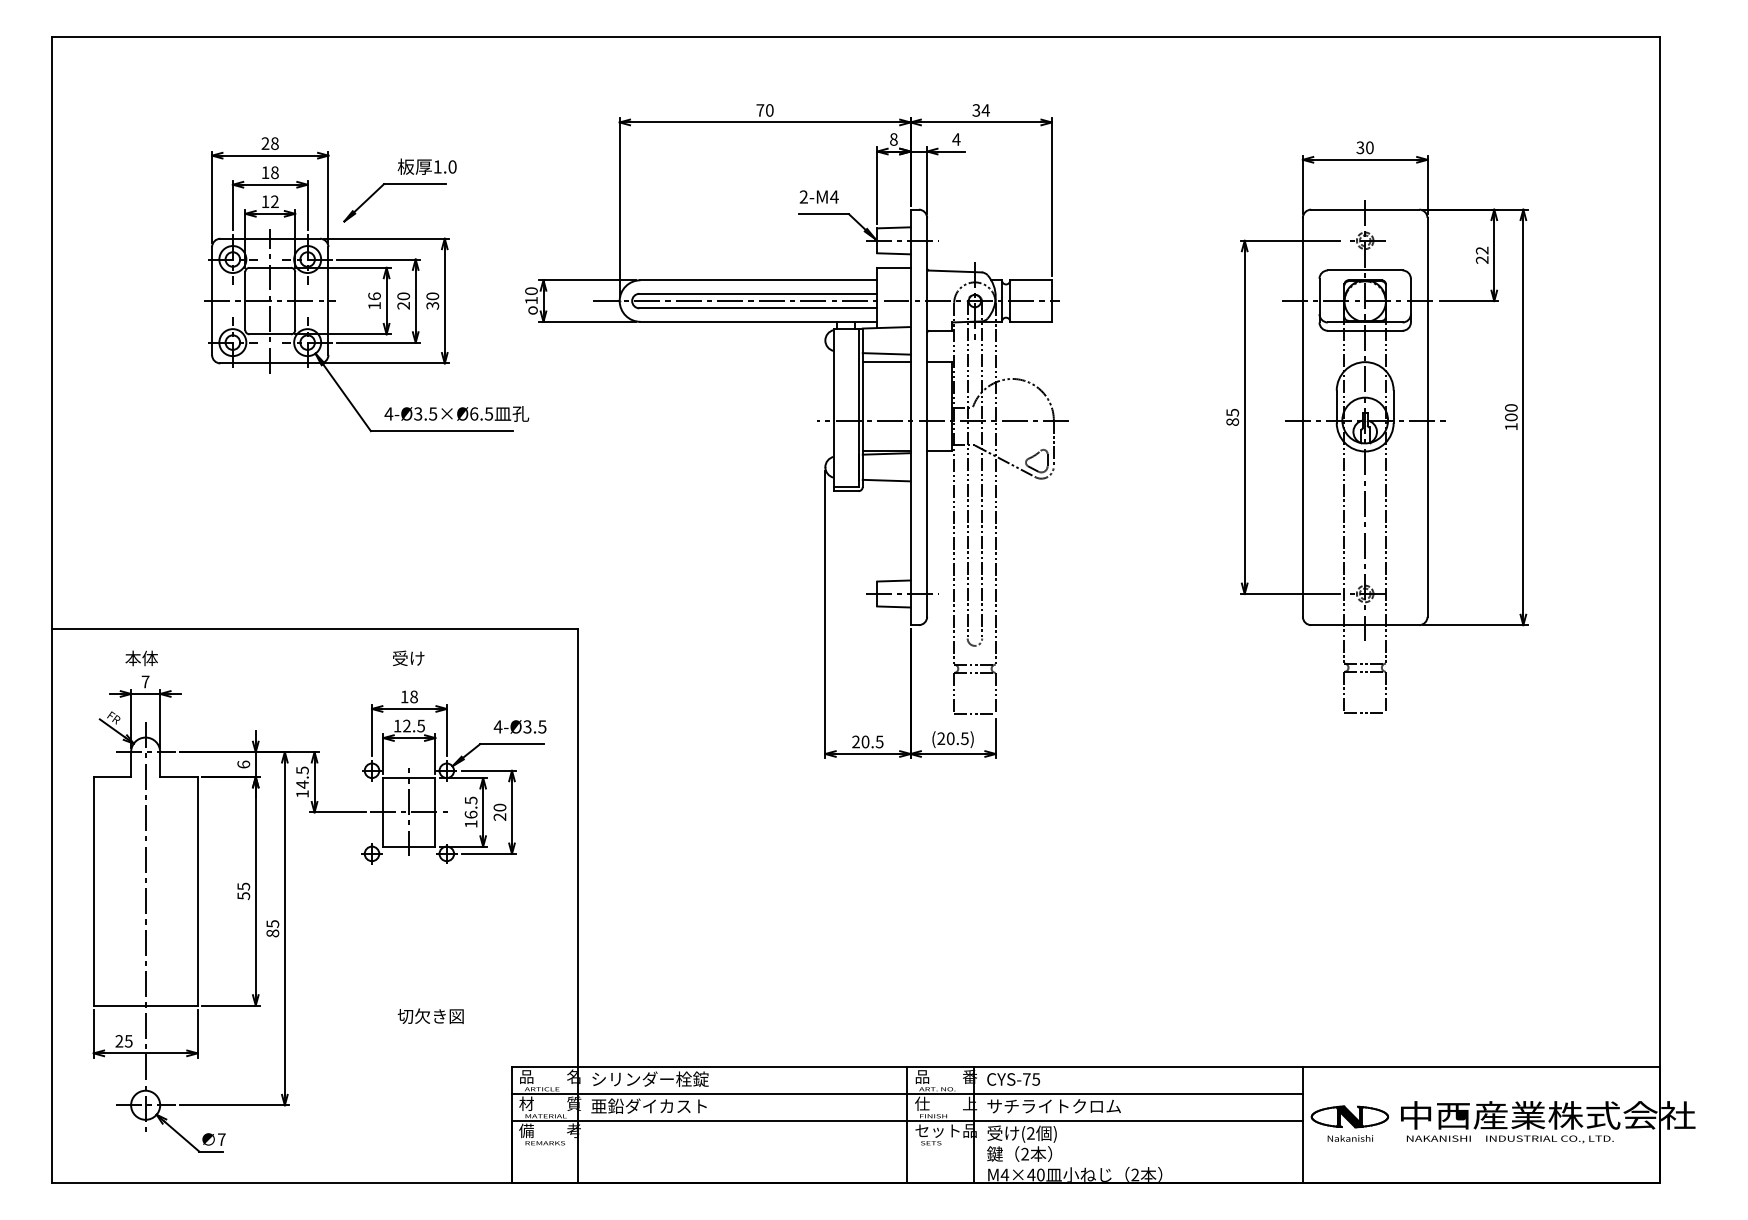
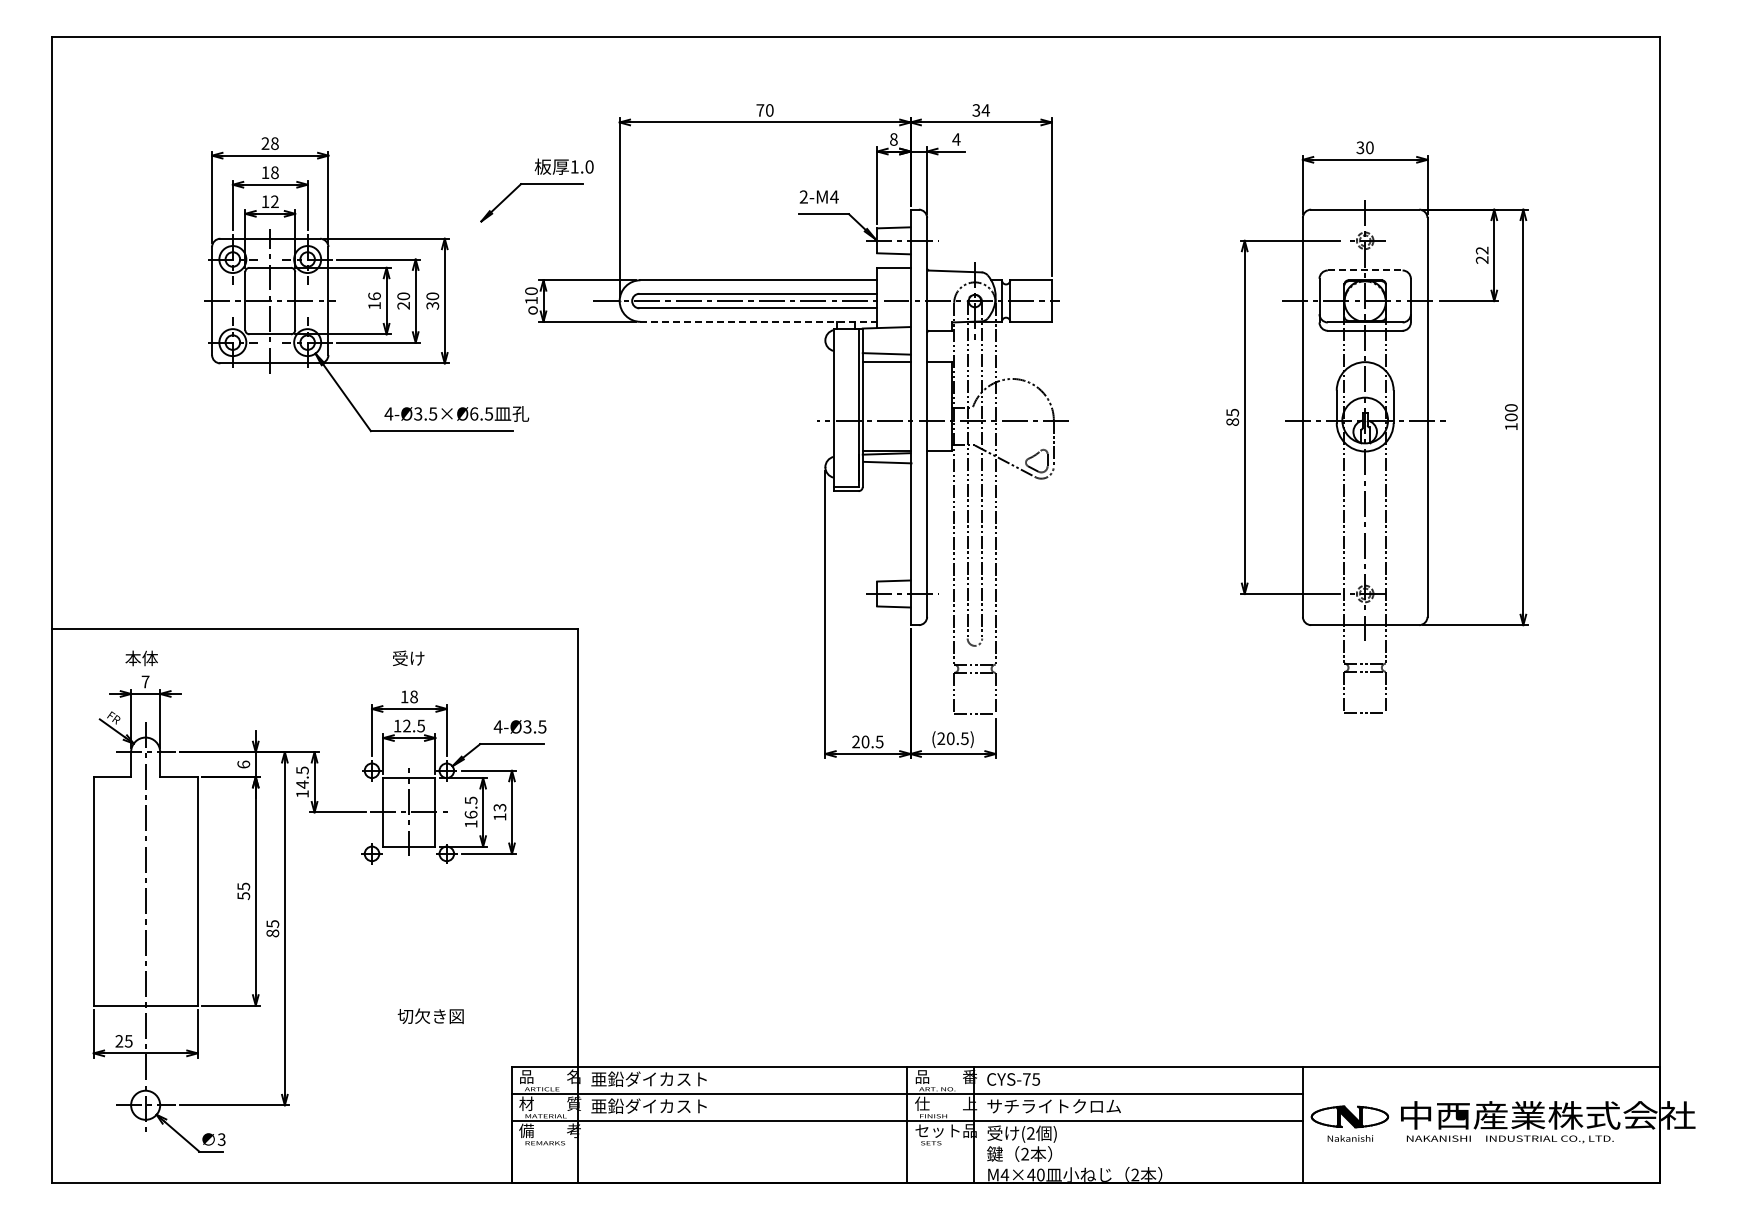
part position: (399, 190) -> (536, 190) (536, 190)
line: solid -> dashed (1365, 270)
line: solid -> dashed (759, 321)
line position: (886, 480) -> (887, 462) (887, 462)
text: 20 -> 13 (499, 811)
text: シリンダー栓錠 -> 亜鉛ダイカスト (649, 1078)
text: 7 -> 3 (221, 1139)
